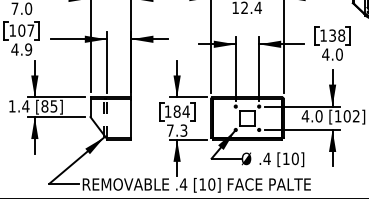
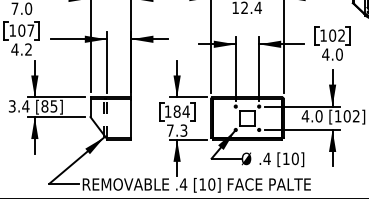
text: 138 -> 102 (337, 35)
text: 4.9 -> 4.2 (28, 49)
text: 1.4 -> 3.4 (11, 106)
